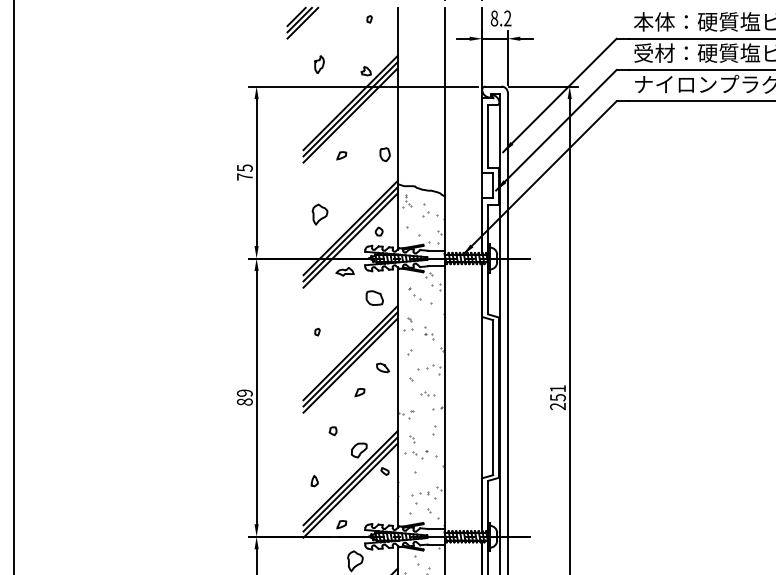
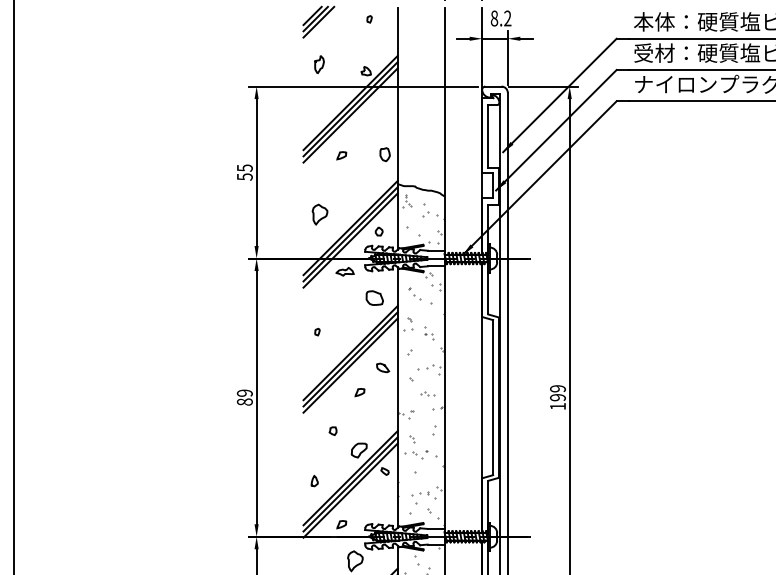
part position: (302, 22) -> (318, 21) (318, 21)
text: 75 -> 55 (244, 176)
text: 251 -> 199 (557, 397)
